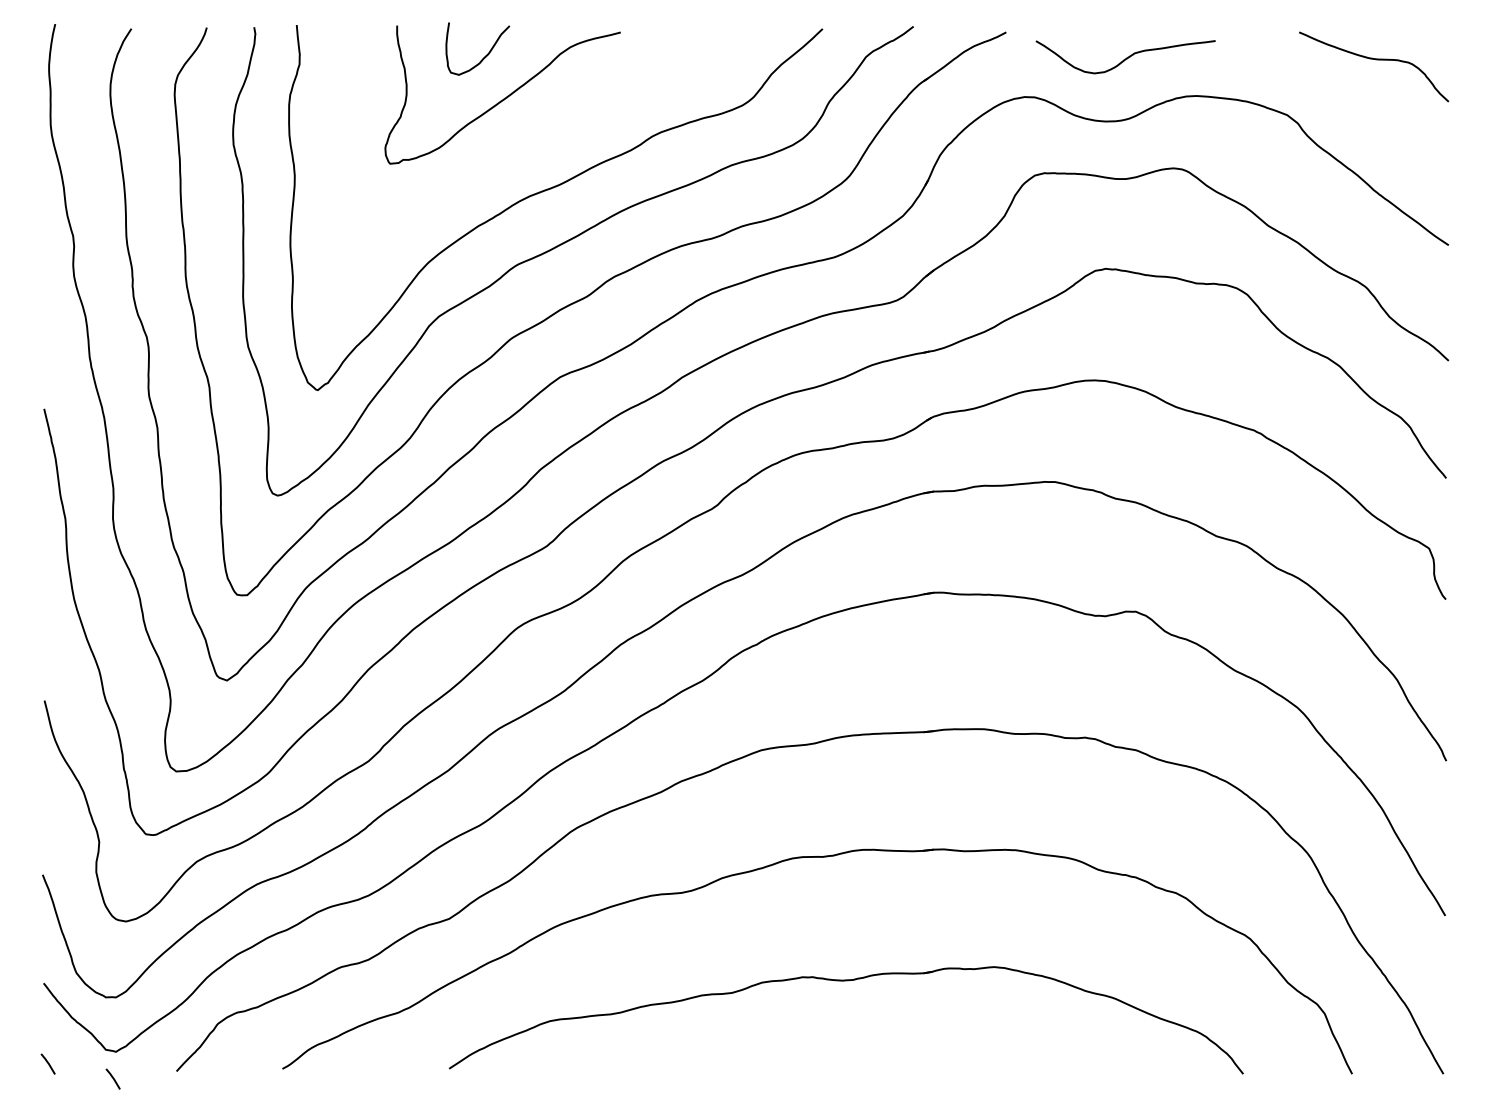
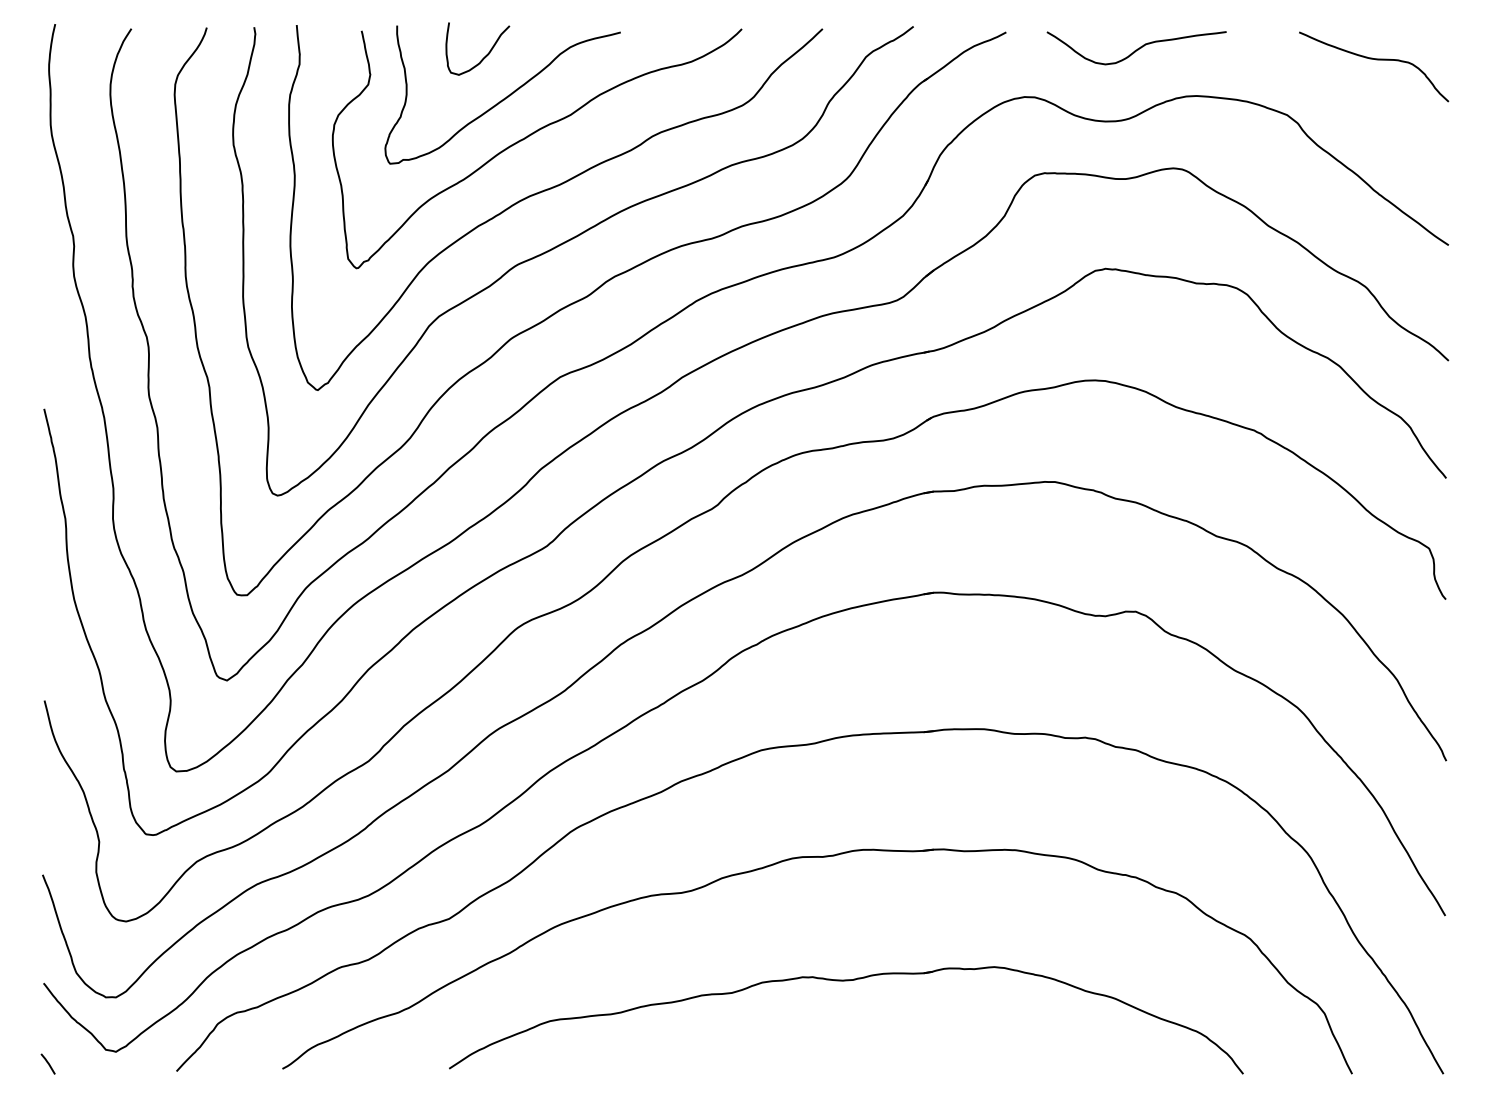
curve position: (1126, 57) -> (1137, 48) (1137, 48)
curve: none -> present (528, 137)
line: present -> none (112, 1078)
